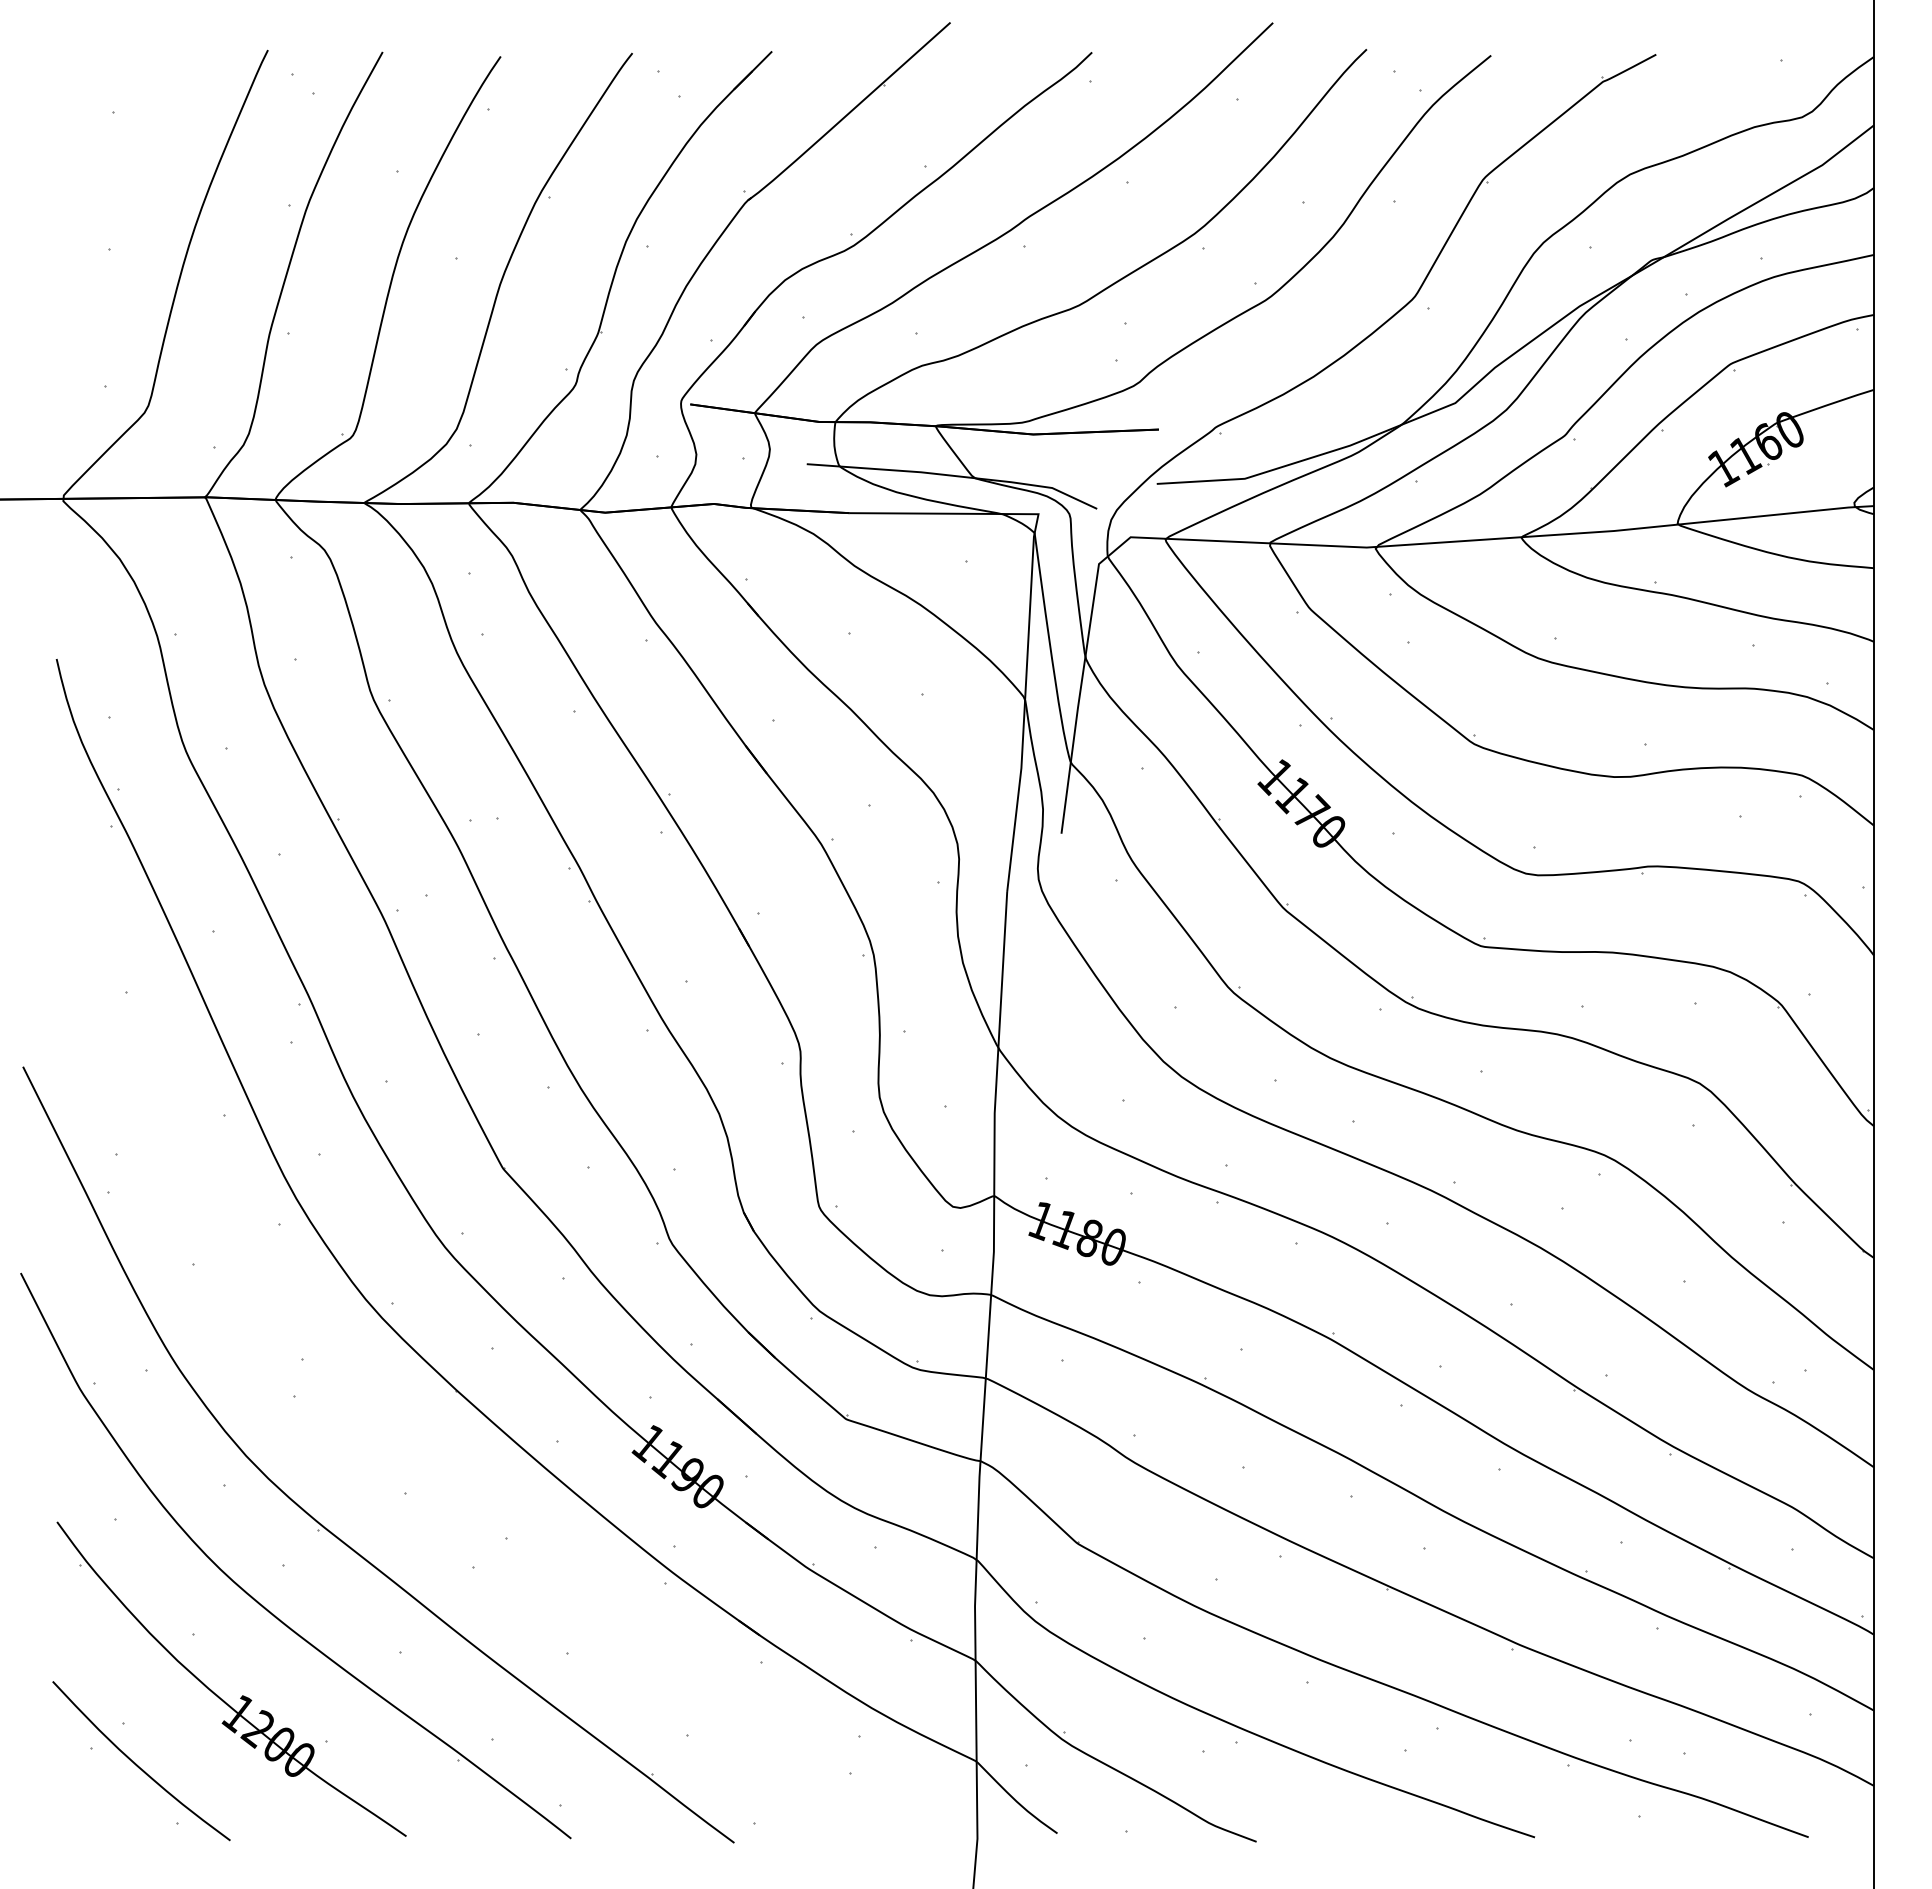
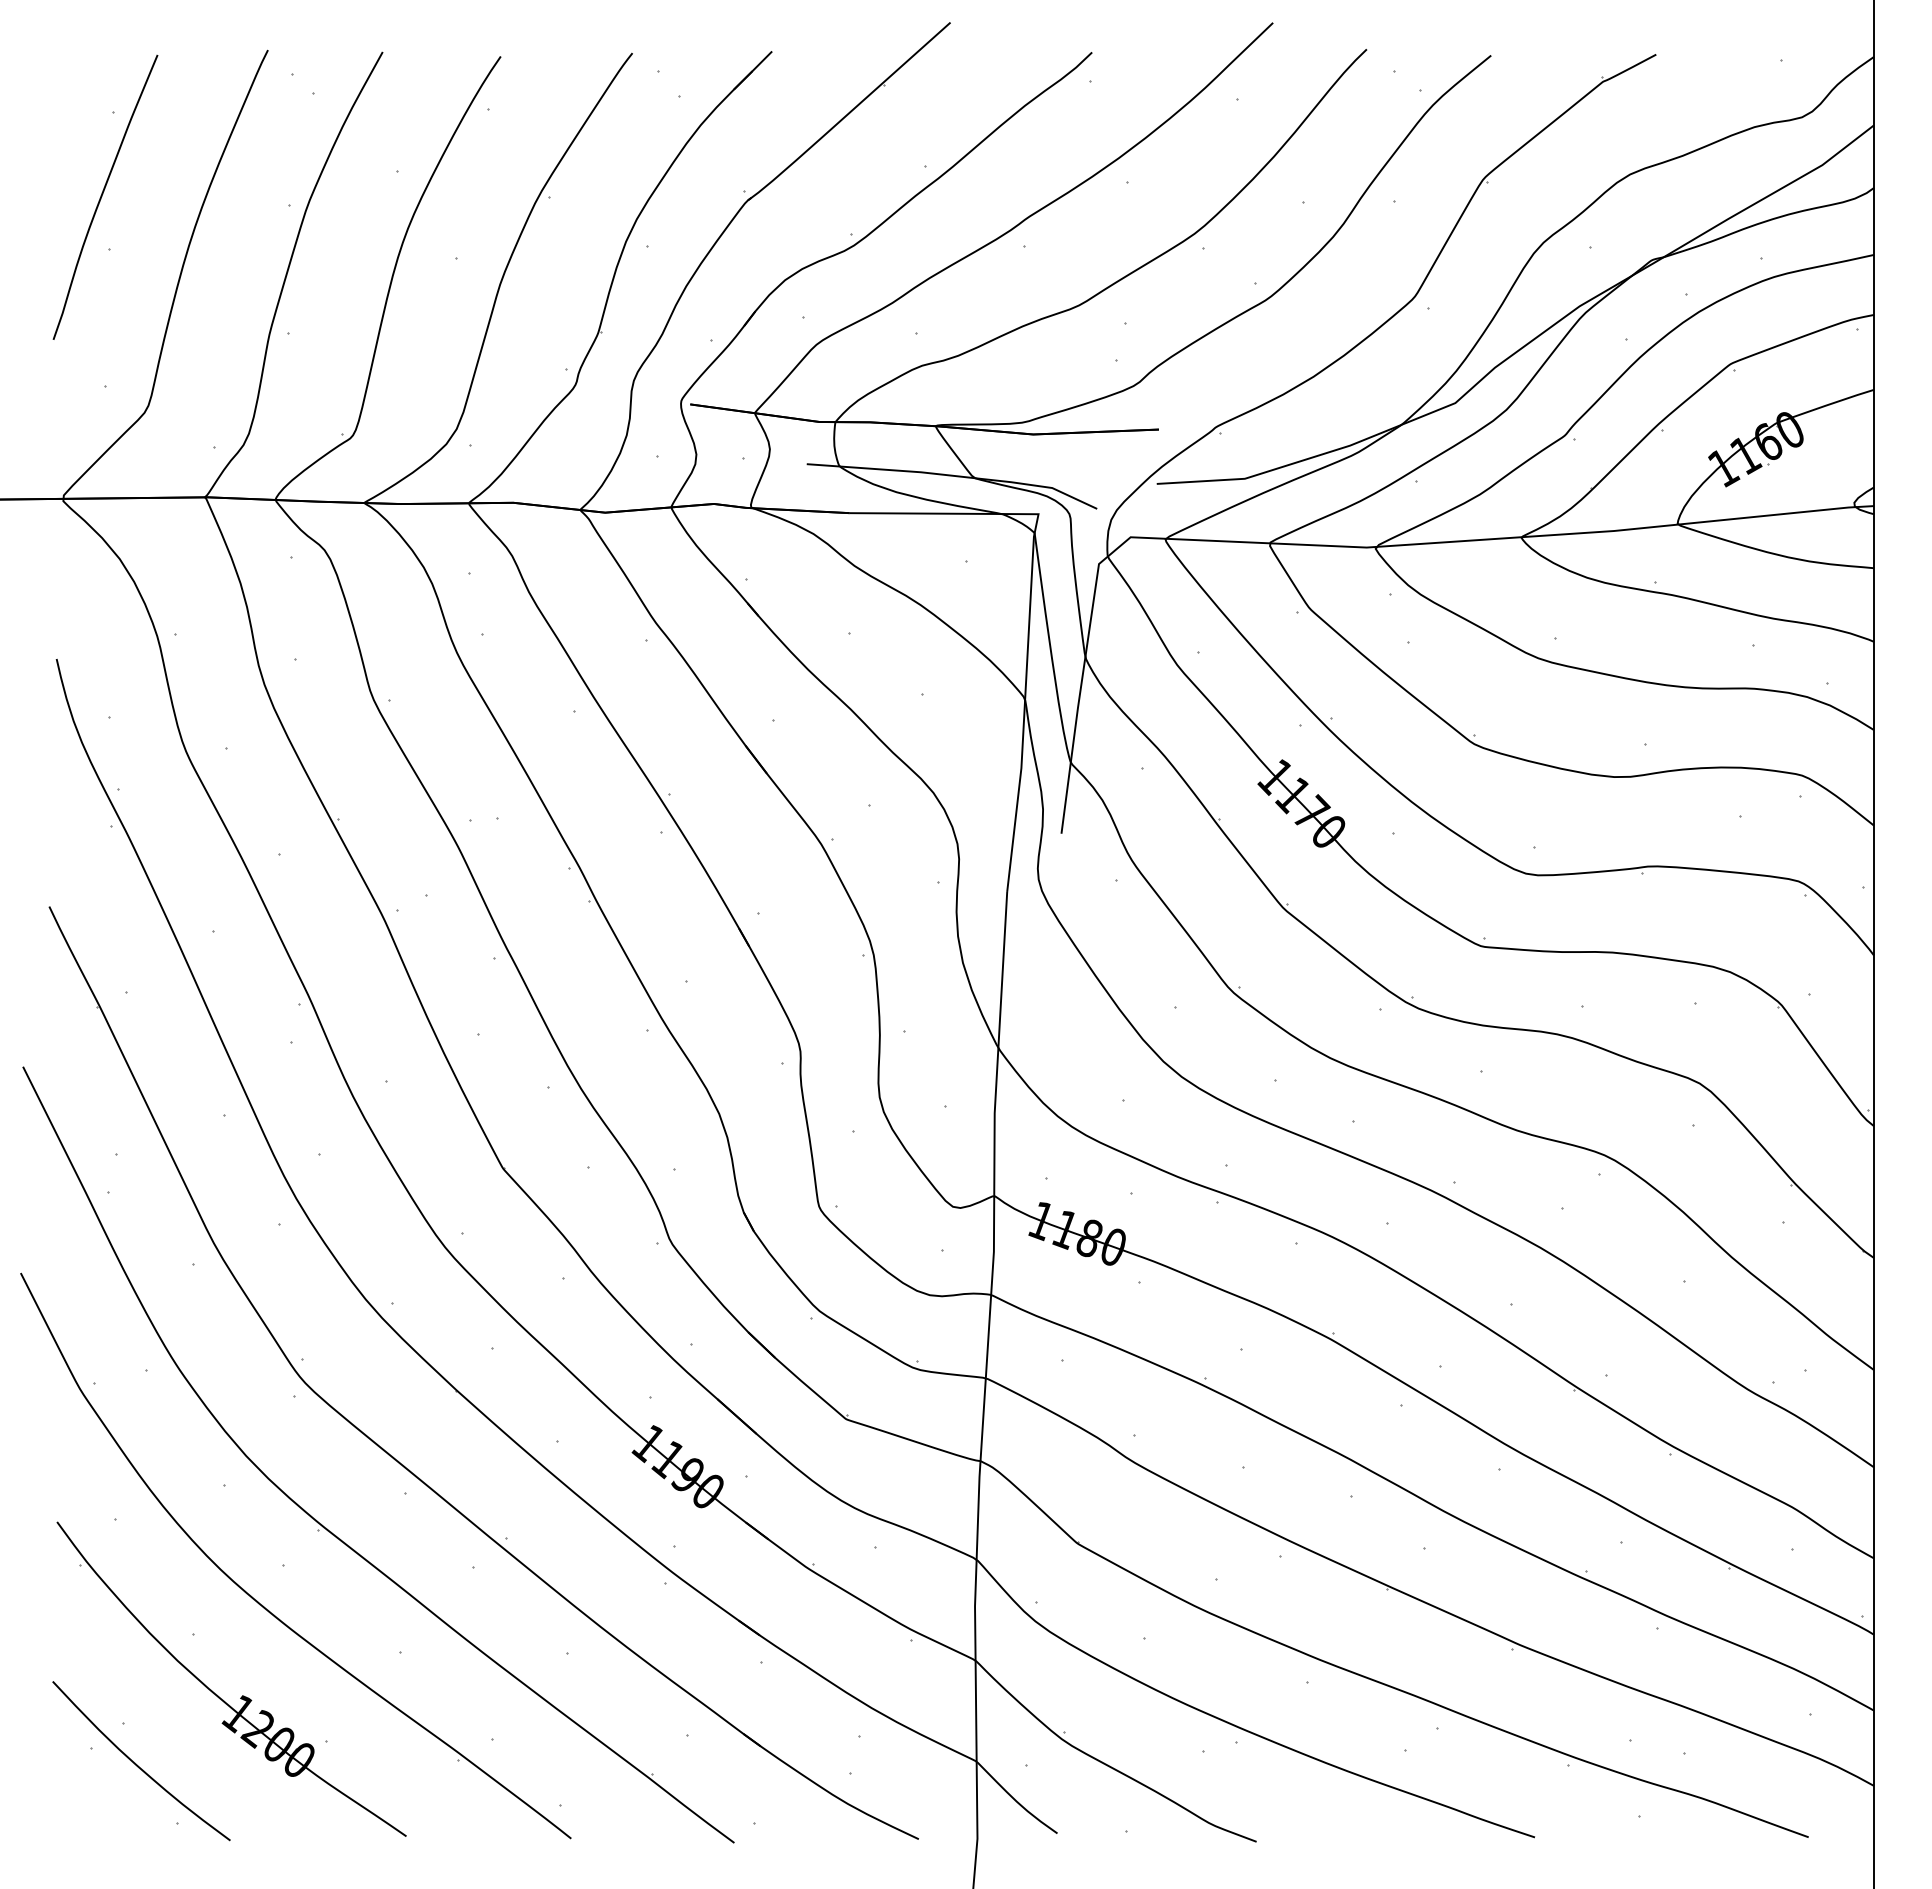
curve: none -> present (102, 196)
part: none -> present (403, 1464)
